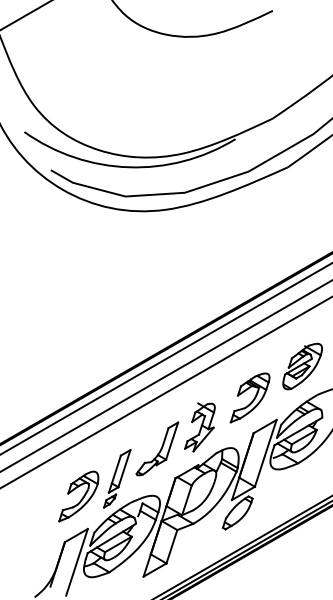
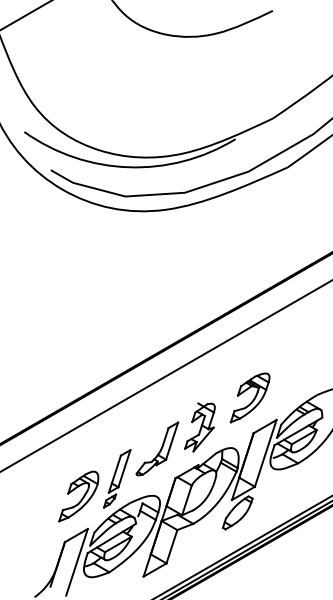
line: present -> none (165, 358)
part: present -> none (302, 366)
line: present -> none (165, 392)
